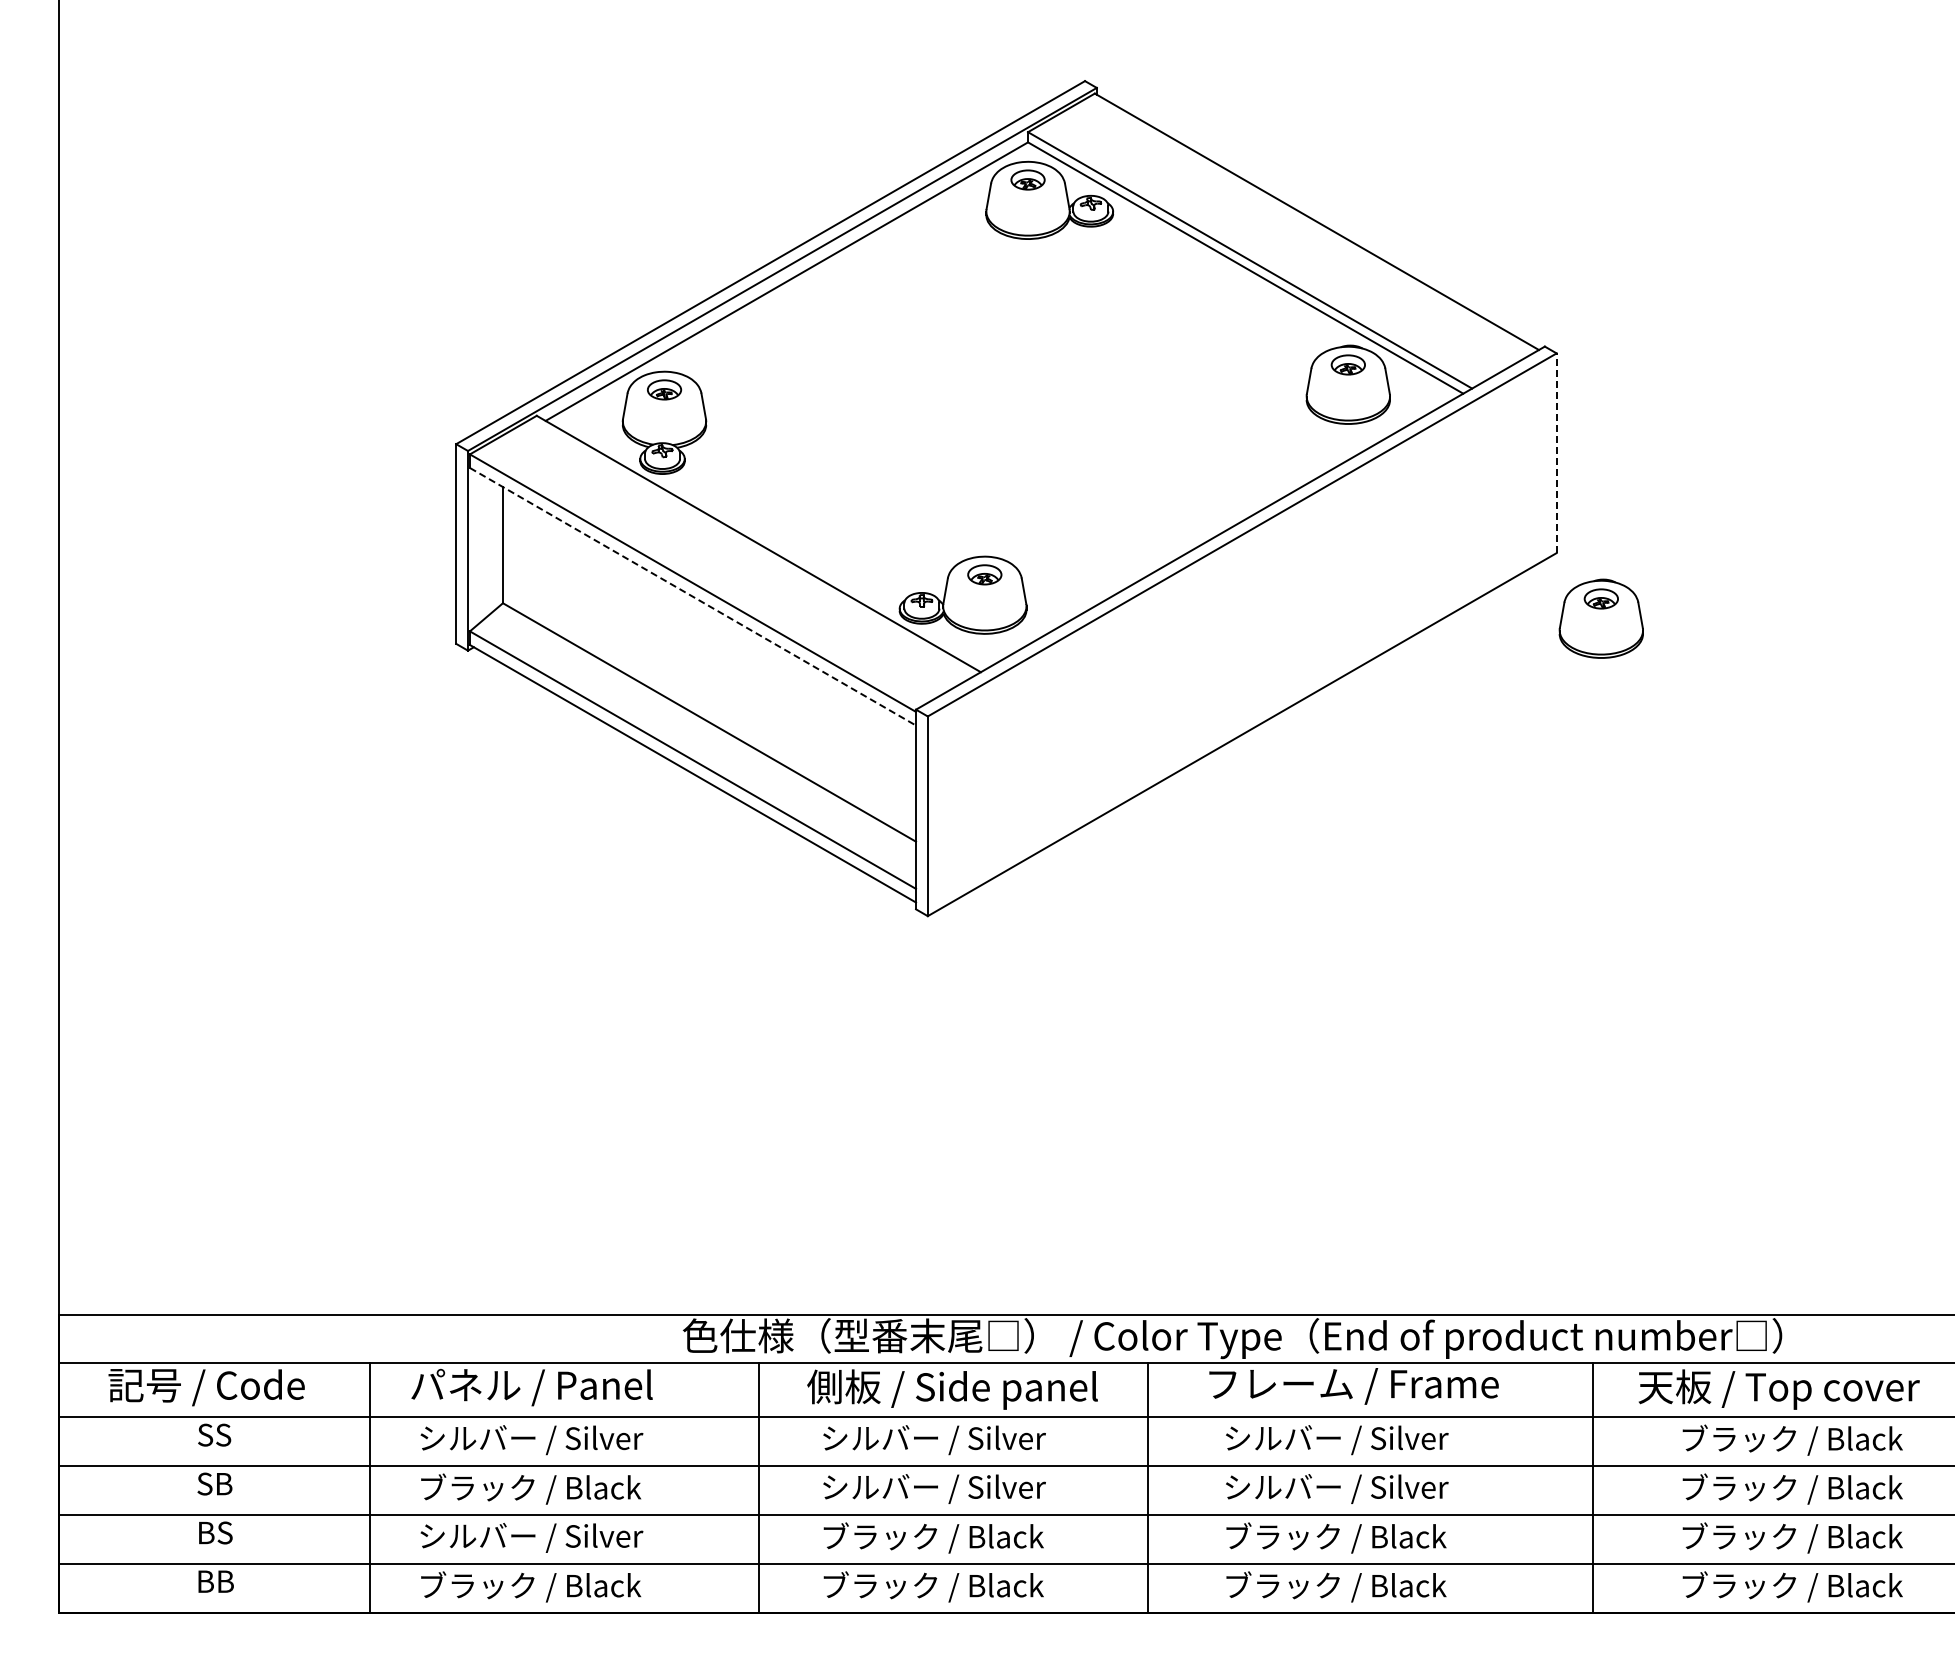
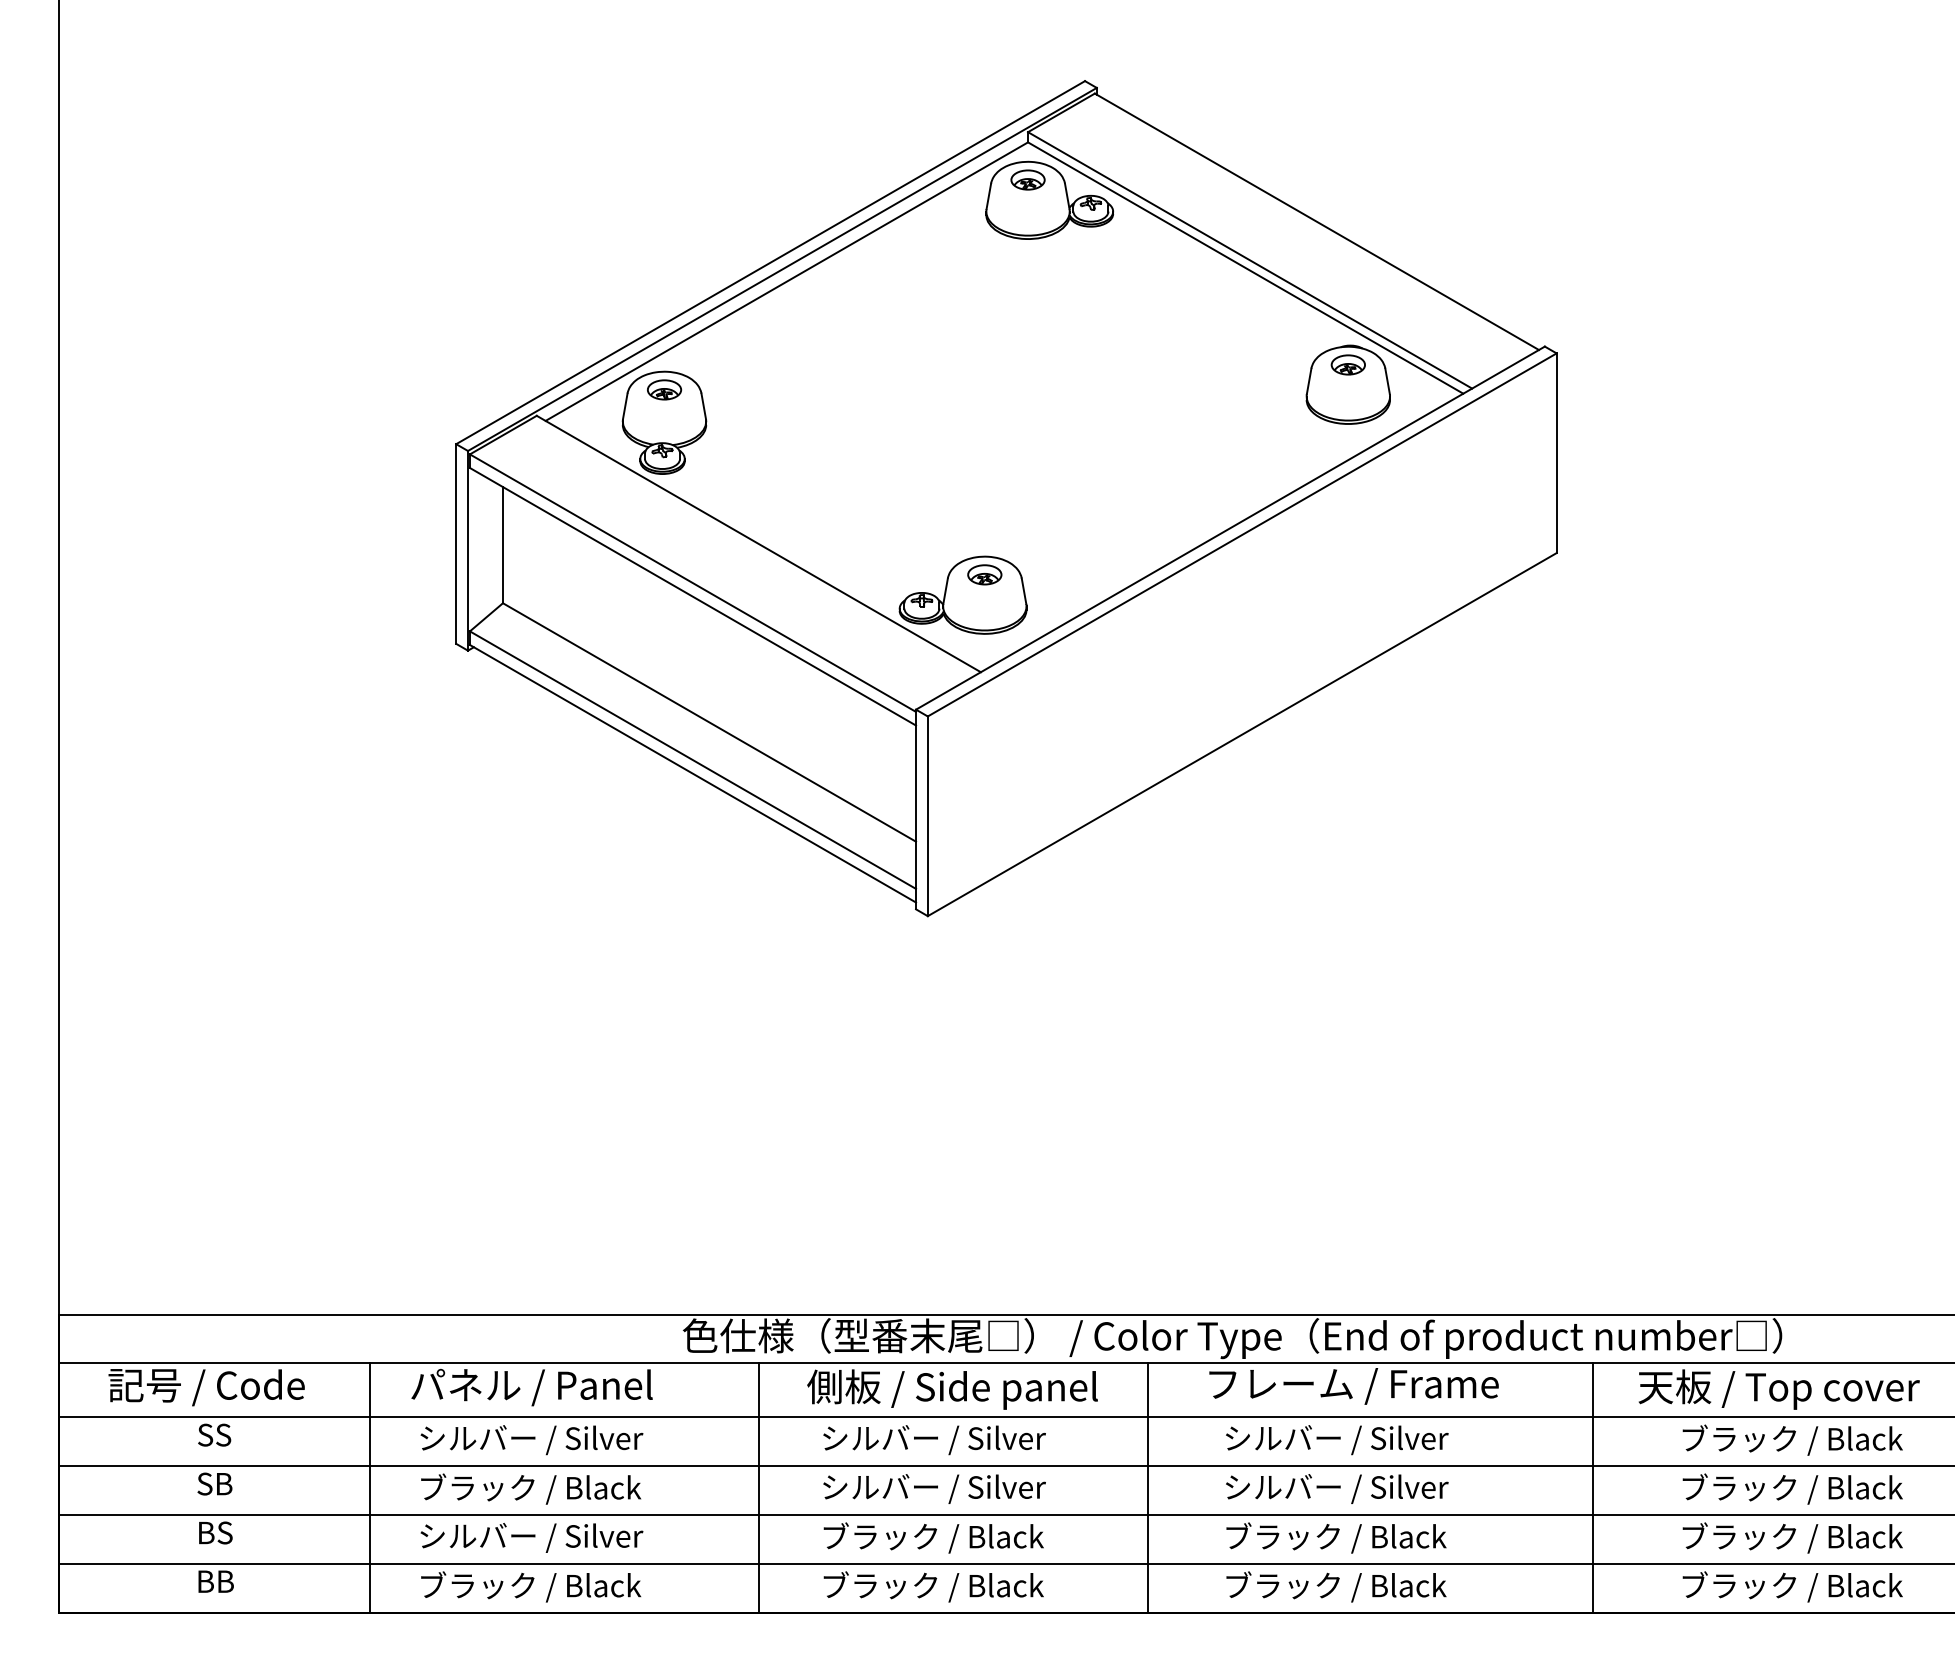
line: dashed -> solid (1556, 453)
line: dashed -> solid (693, 596)
part: present -> none (1600, 618)
